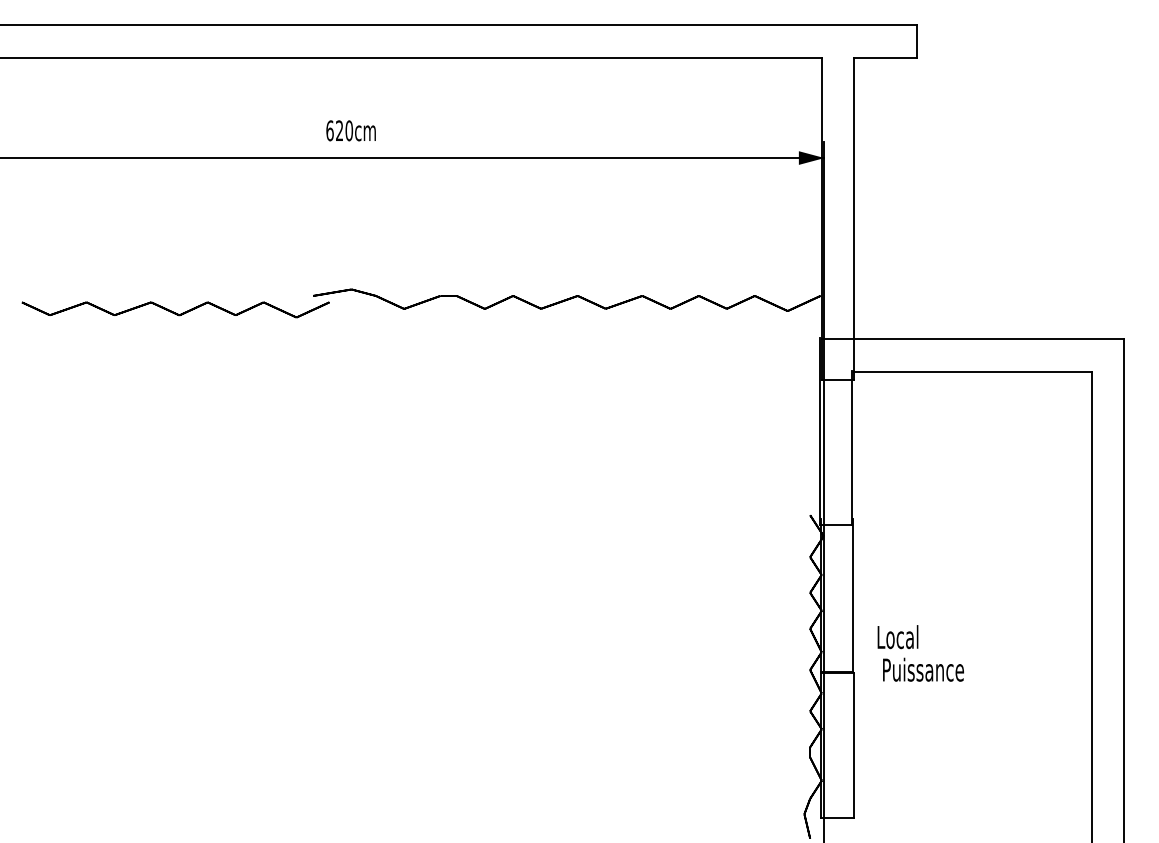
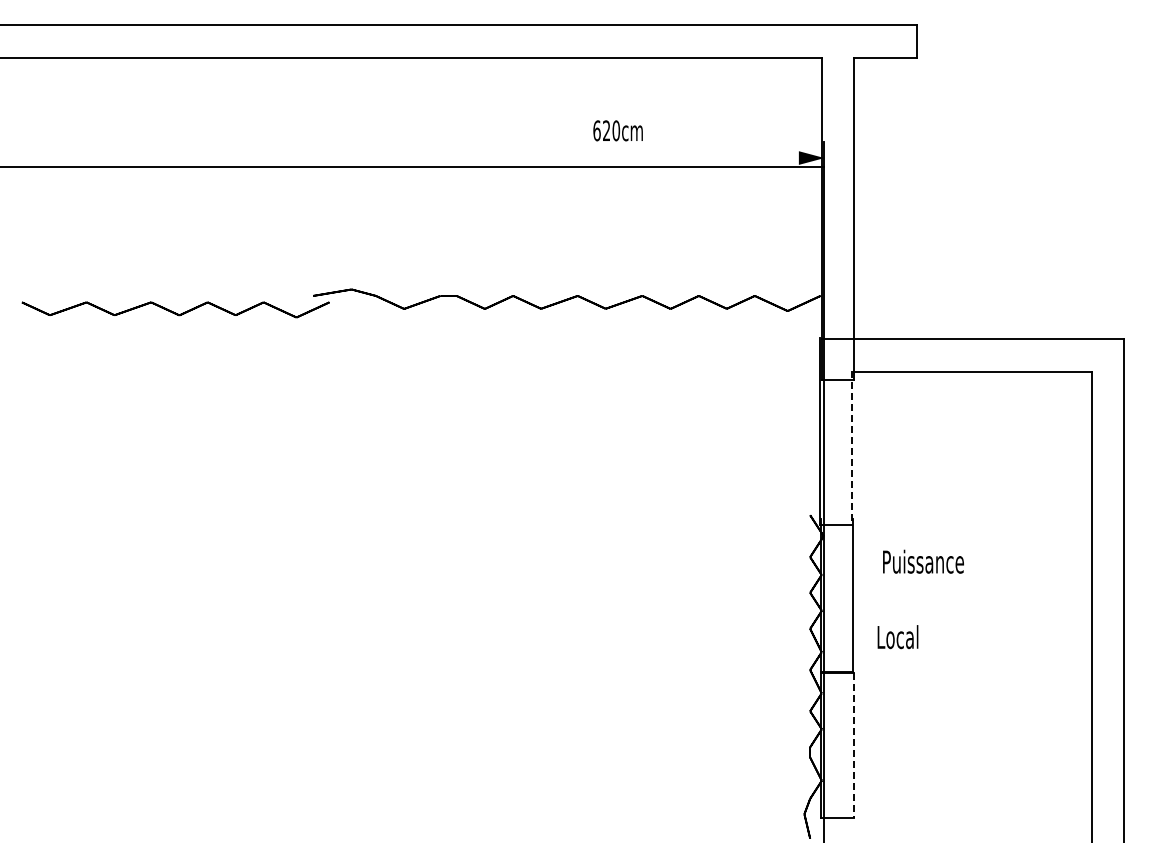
text position: (350, 130) -> (617, 130) (617, 130)
line position: (413, 158) -> (413, 167) (413, 167)
line: solid -> dashed (852, 448)
text position: (923, 669) -> (923, 561) (923, 561)
line: solid -> dashed (853, 745)
